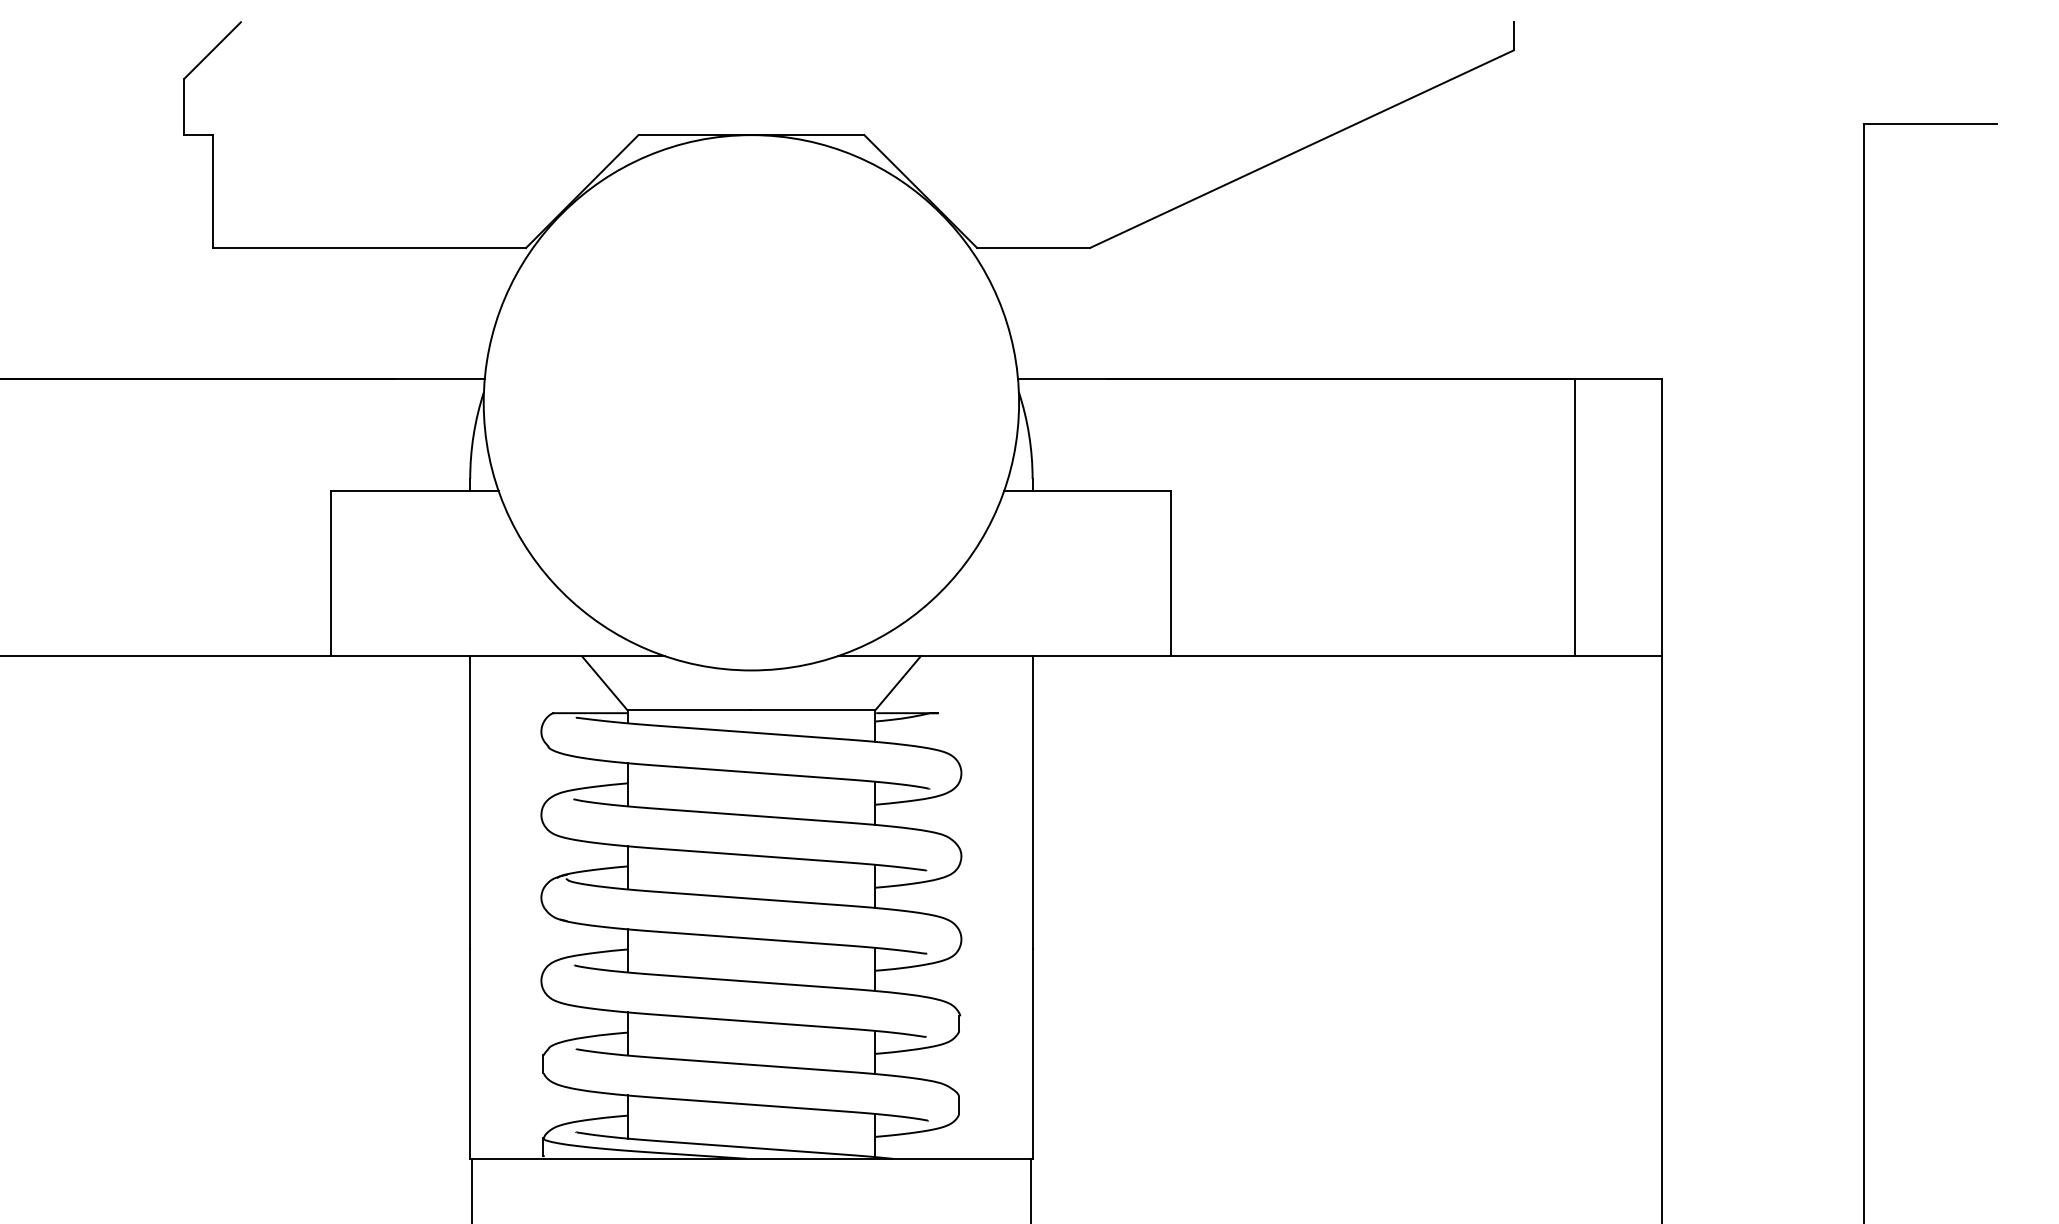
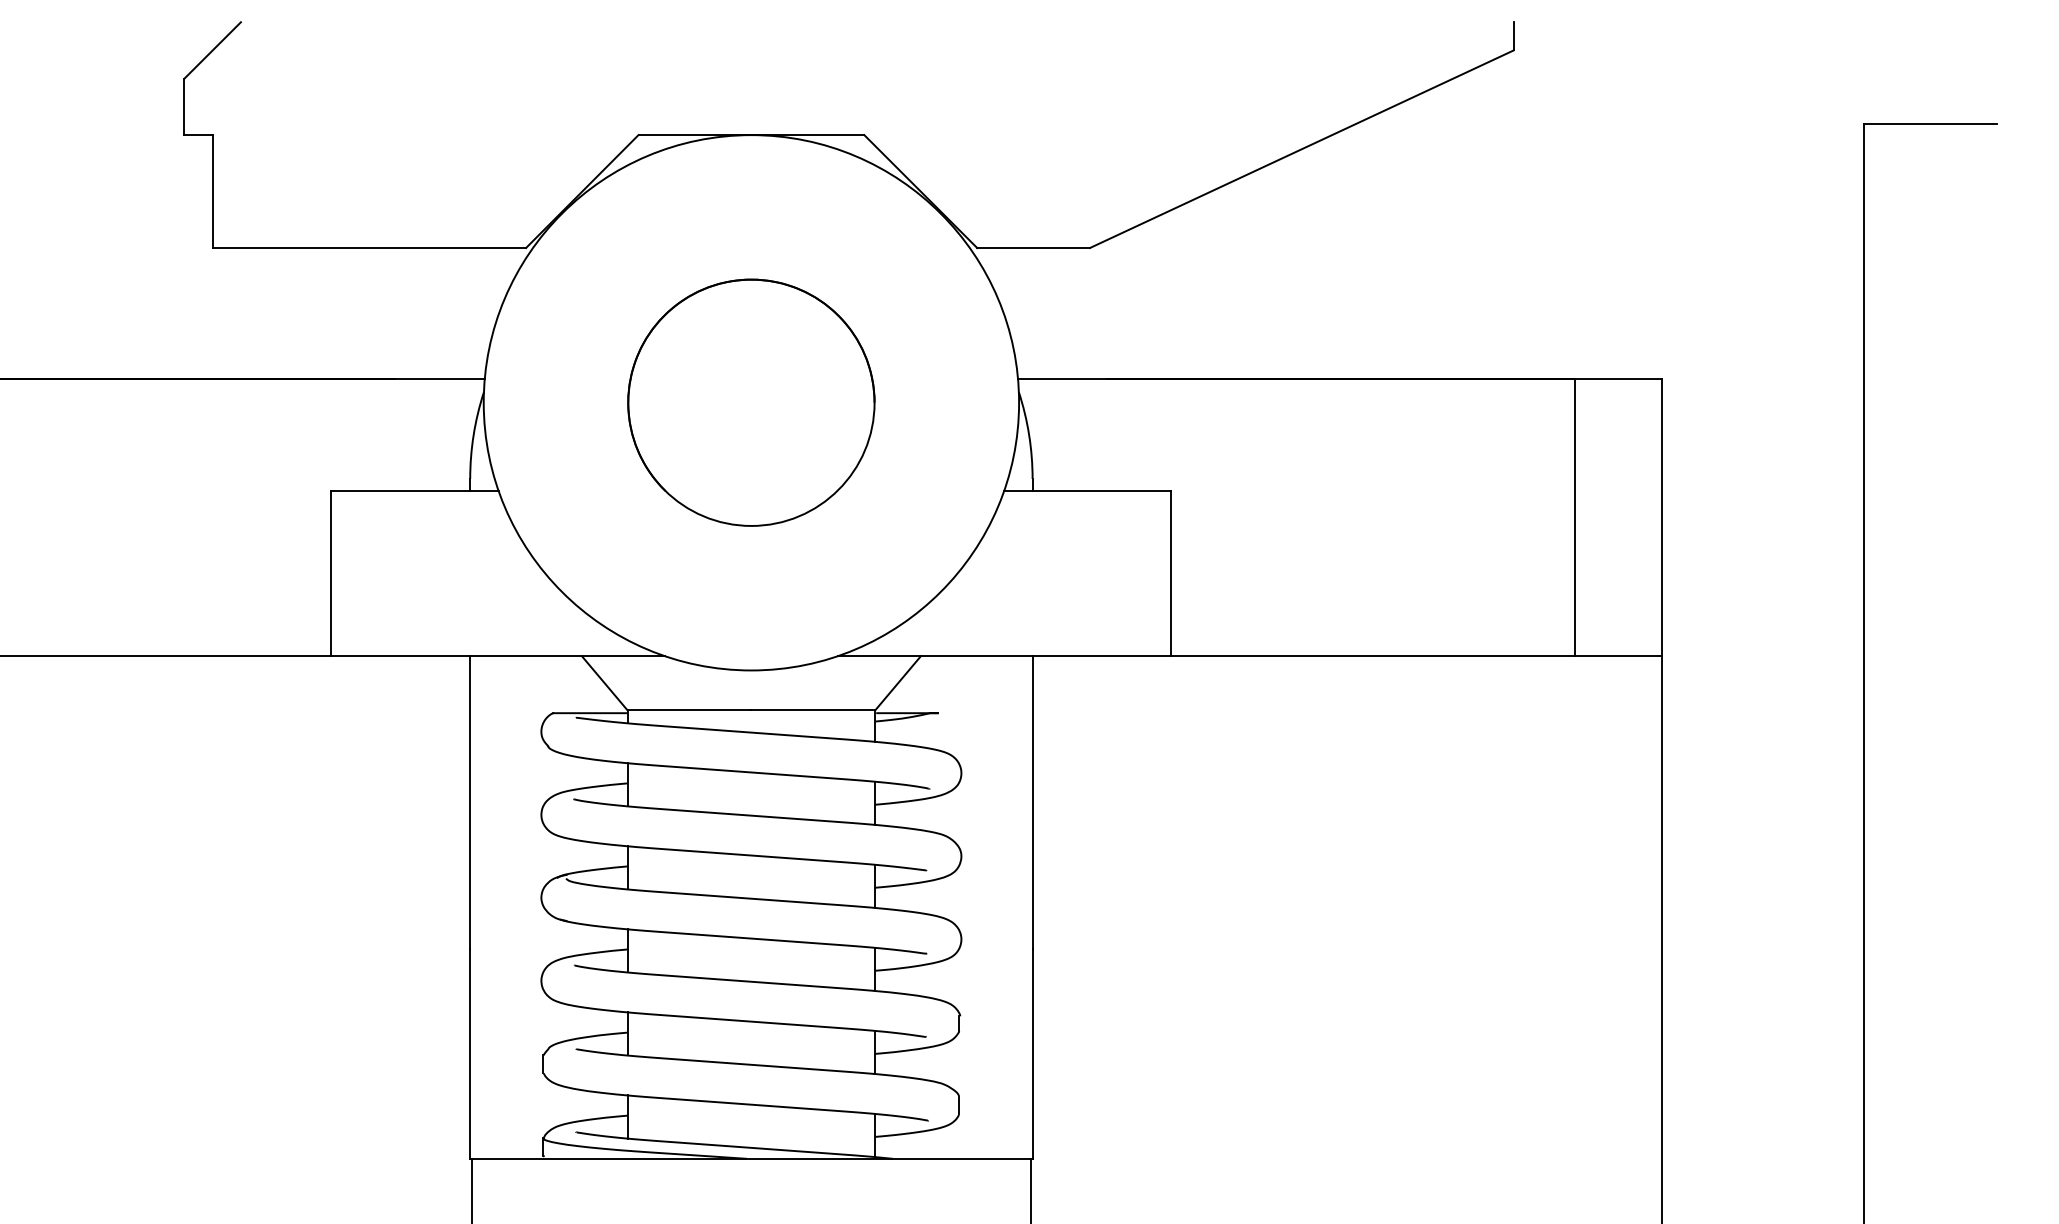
circle: none -> present (751, 402)
